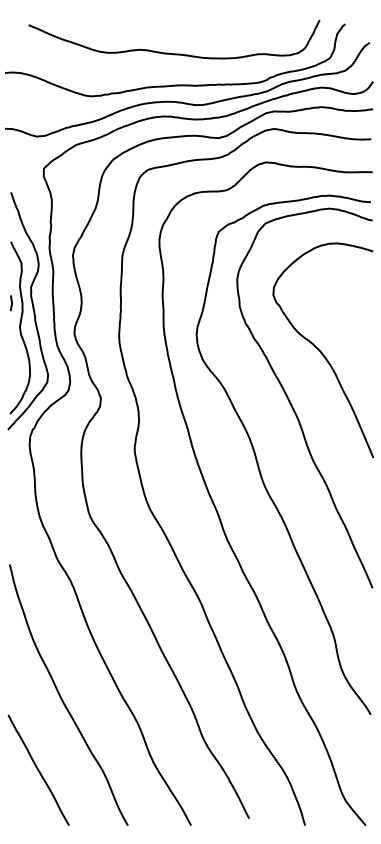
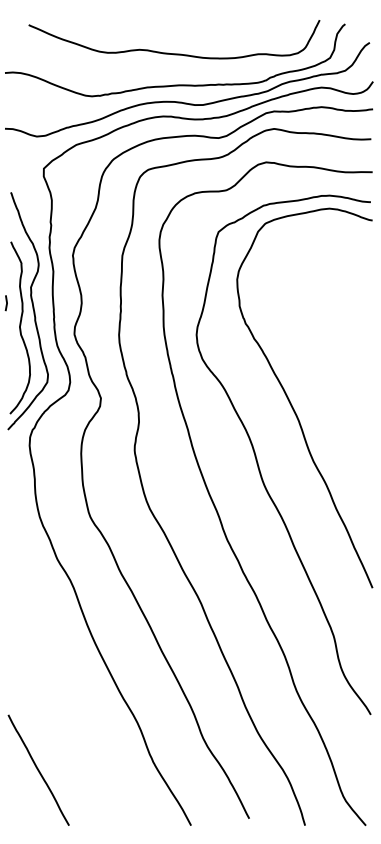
line position: (11, 303) -> (6, 303) (6, 303)
curve: present -> none (321, 351)
curve: present -> none (62, 698)
